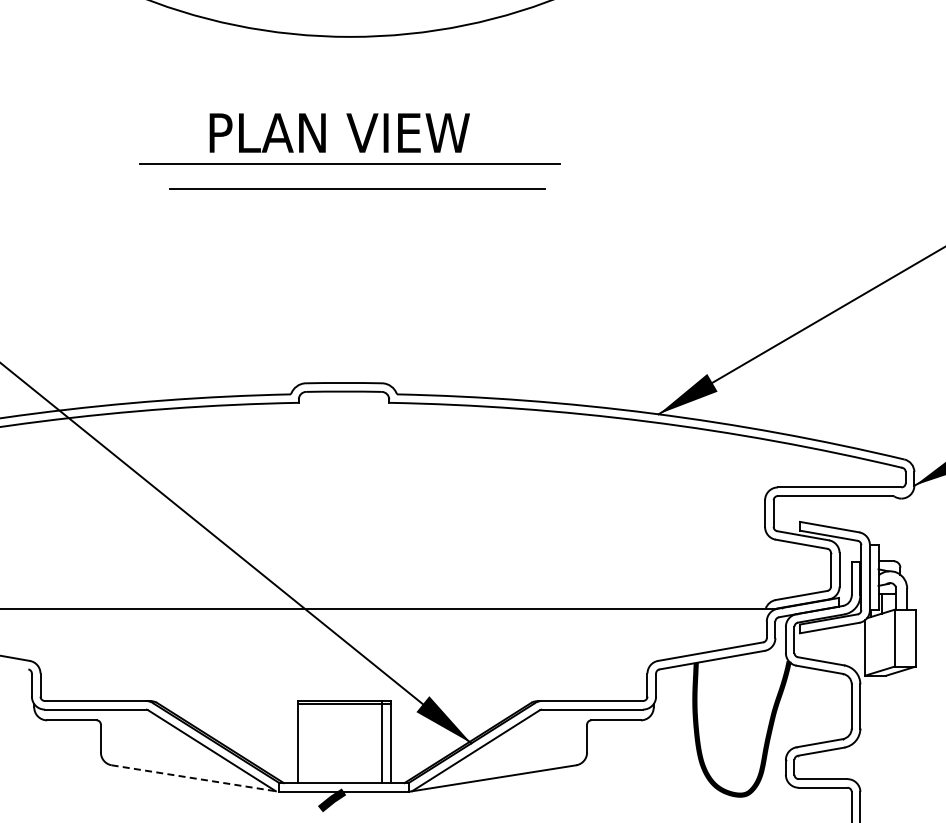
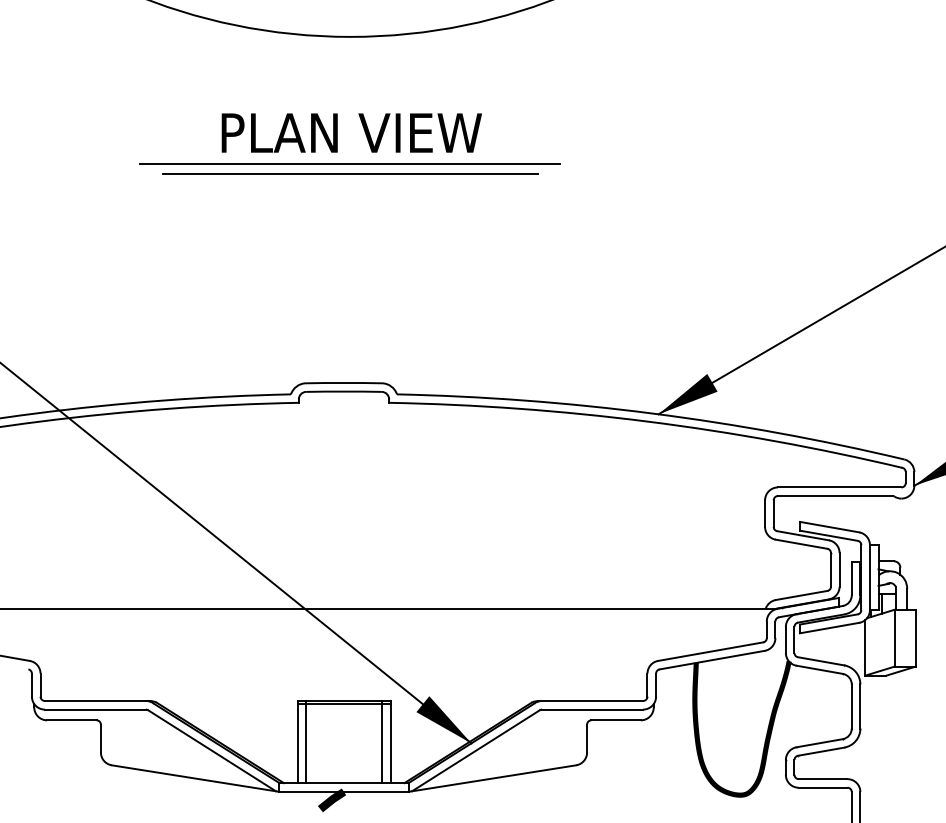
text position: (339, 132) -> (351, 132) (351, 132)
line position: (357, 188) -> (350, 173) (350, 173)
line: none -> present (306, 741)
line: dashed -> solid (195, 778)
